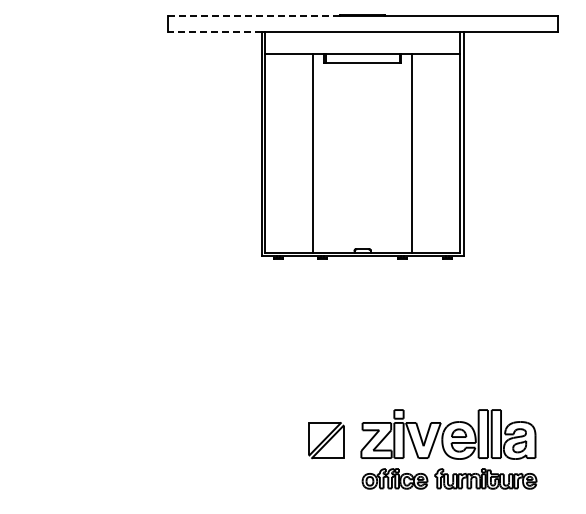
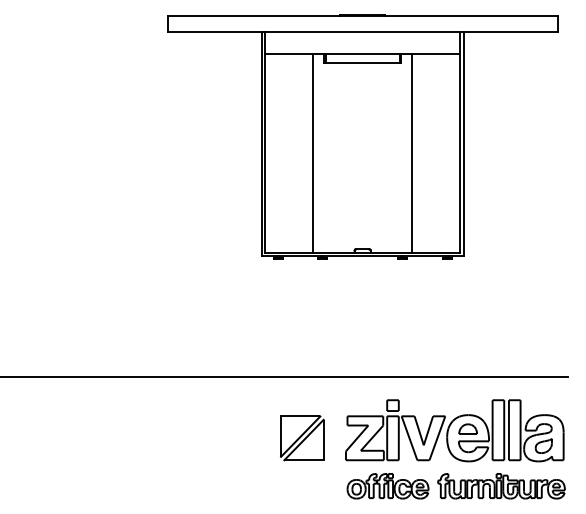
line: dashed -> solid (253, 15)
line: dashed -> solid (214, 31)
line: none -> present (285, 376)
part size: 230x81 px -> 286x101 px (422, 449)
